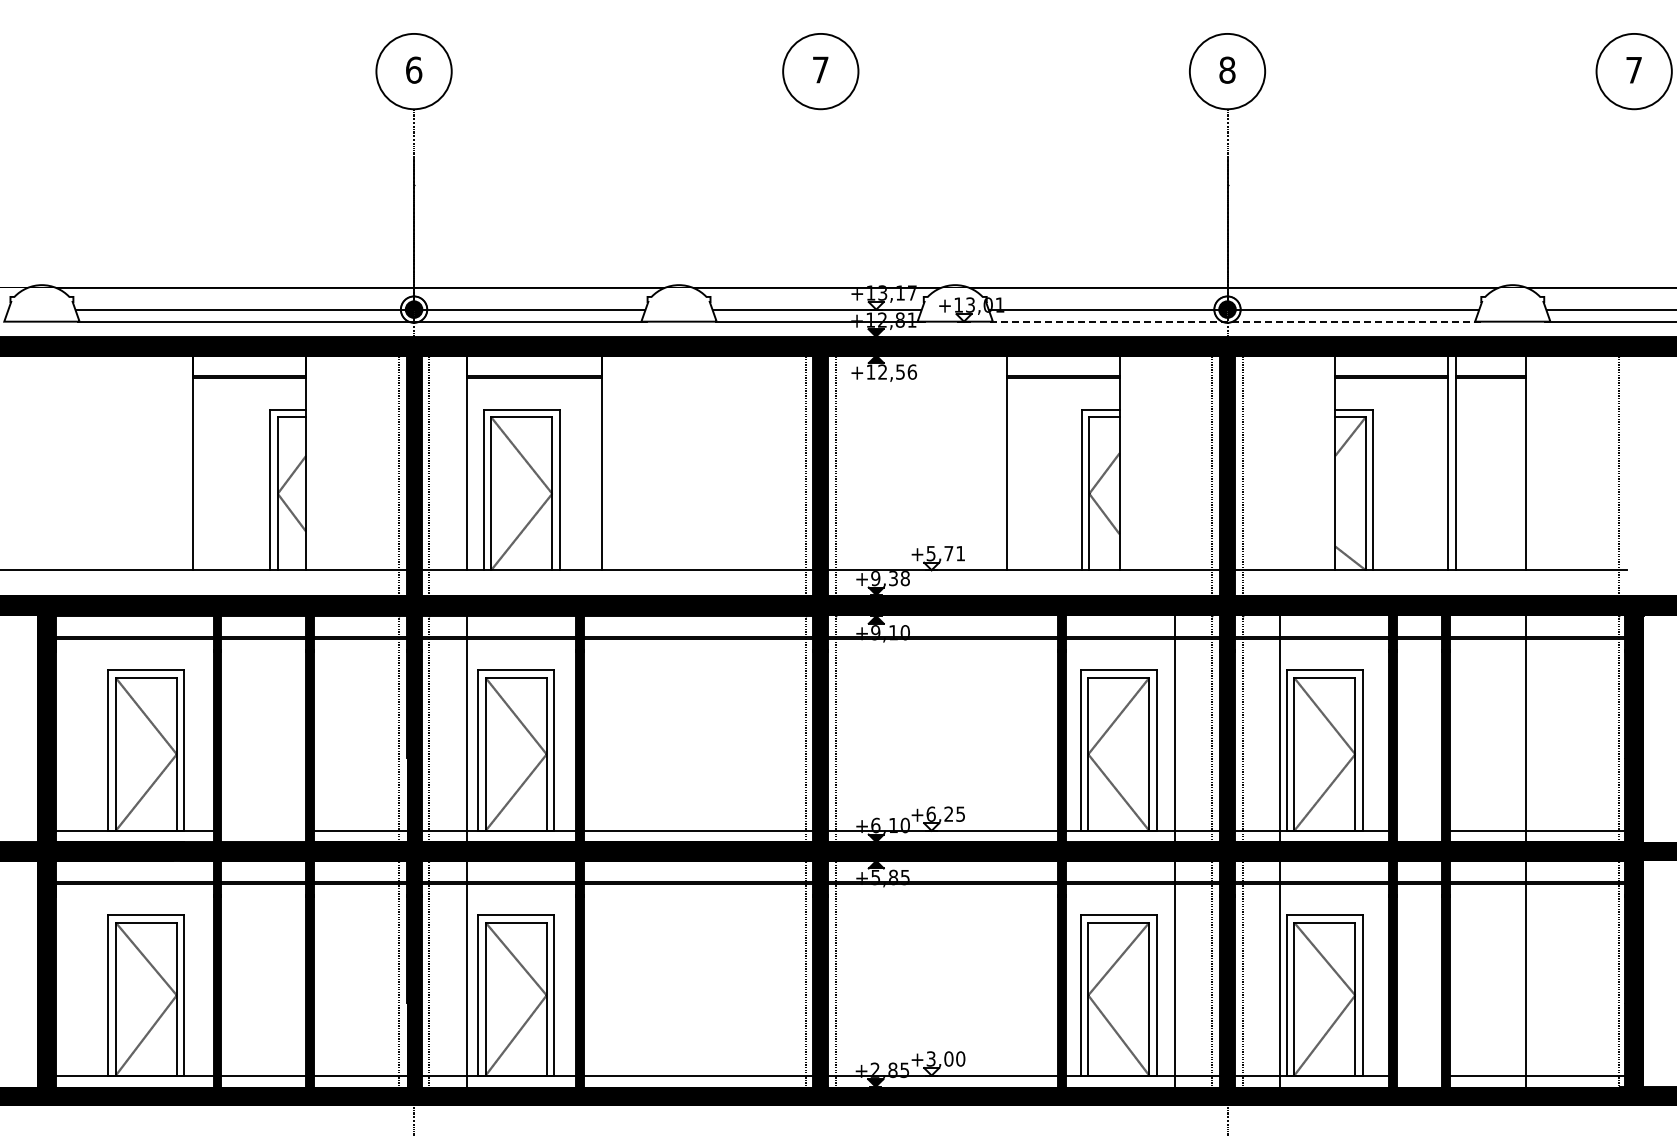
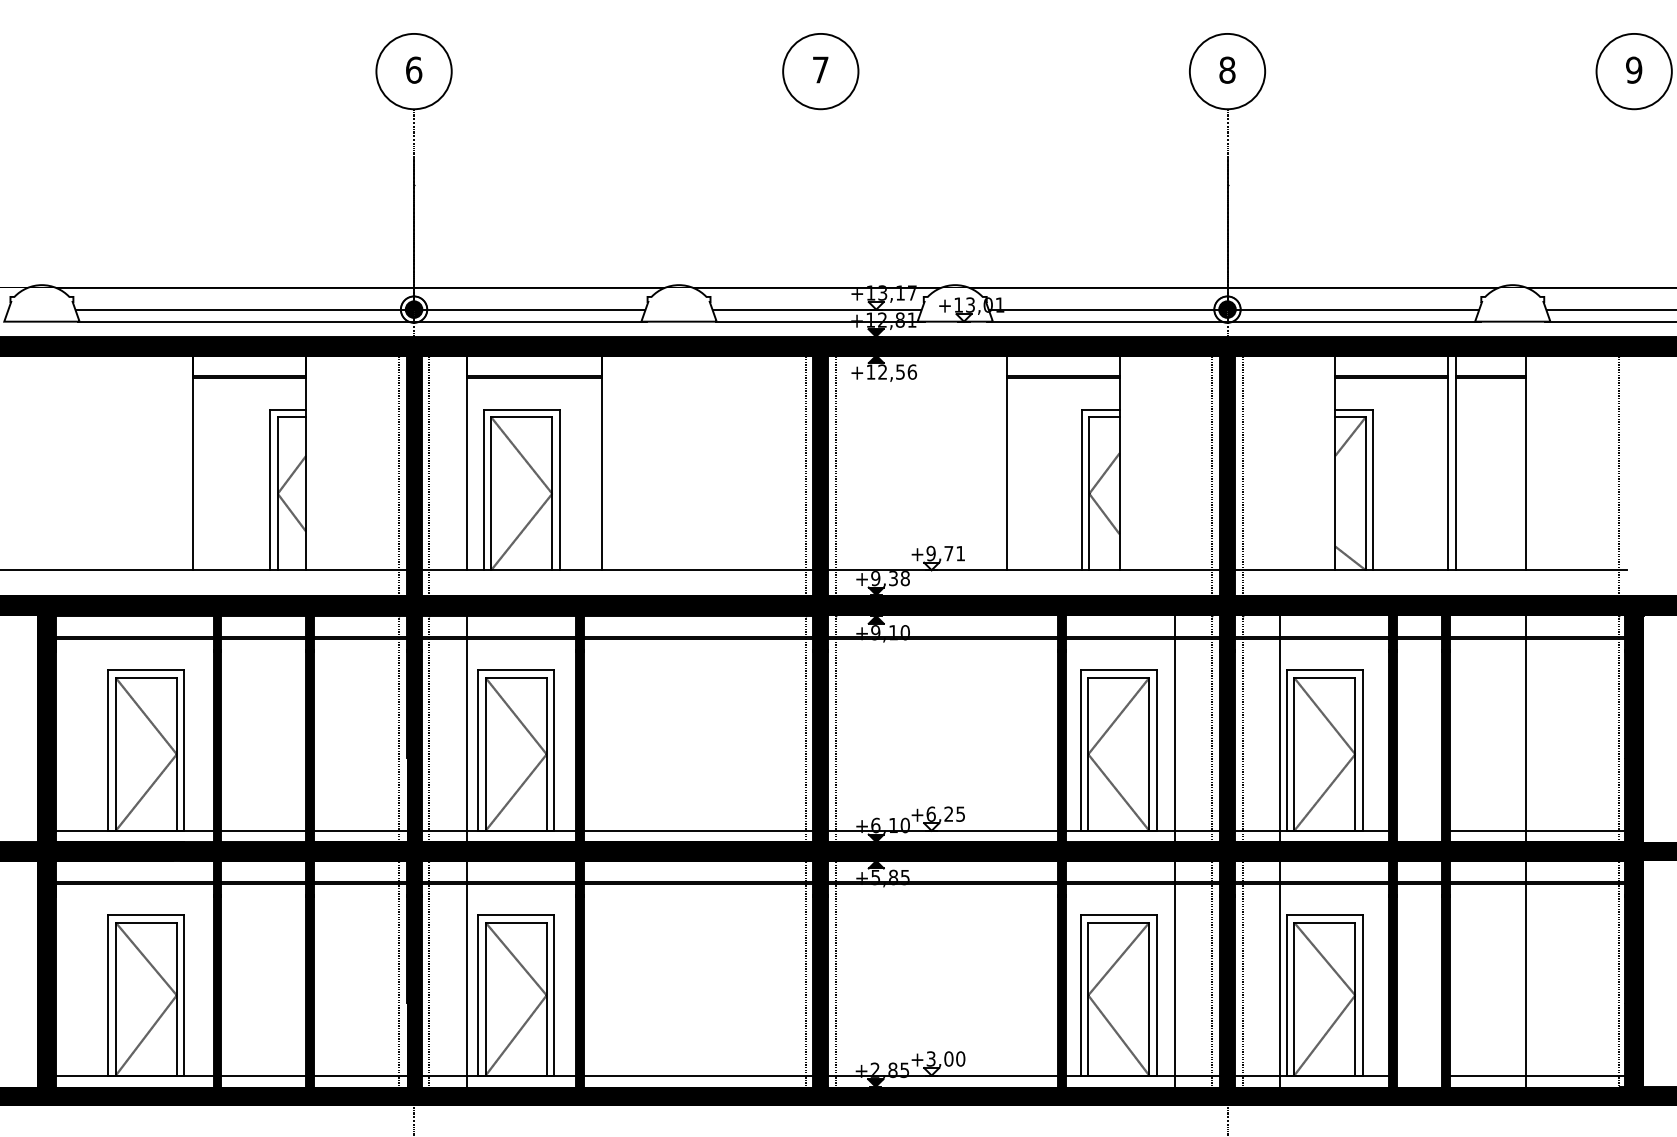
text: 7 -> 9 (1634, 69)
line: dashed -> solid (1234, 321)
text: +5,71 -> +9,71 (930, 552)
line: none -> present (263, 830)
